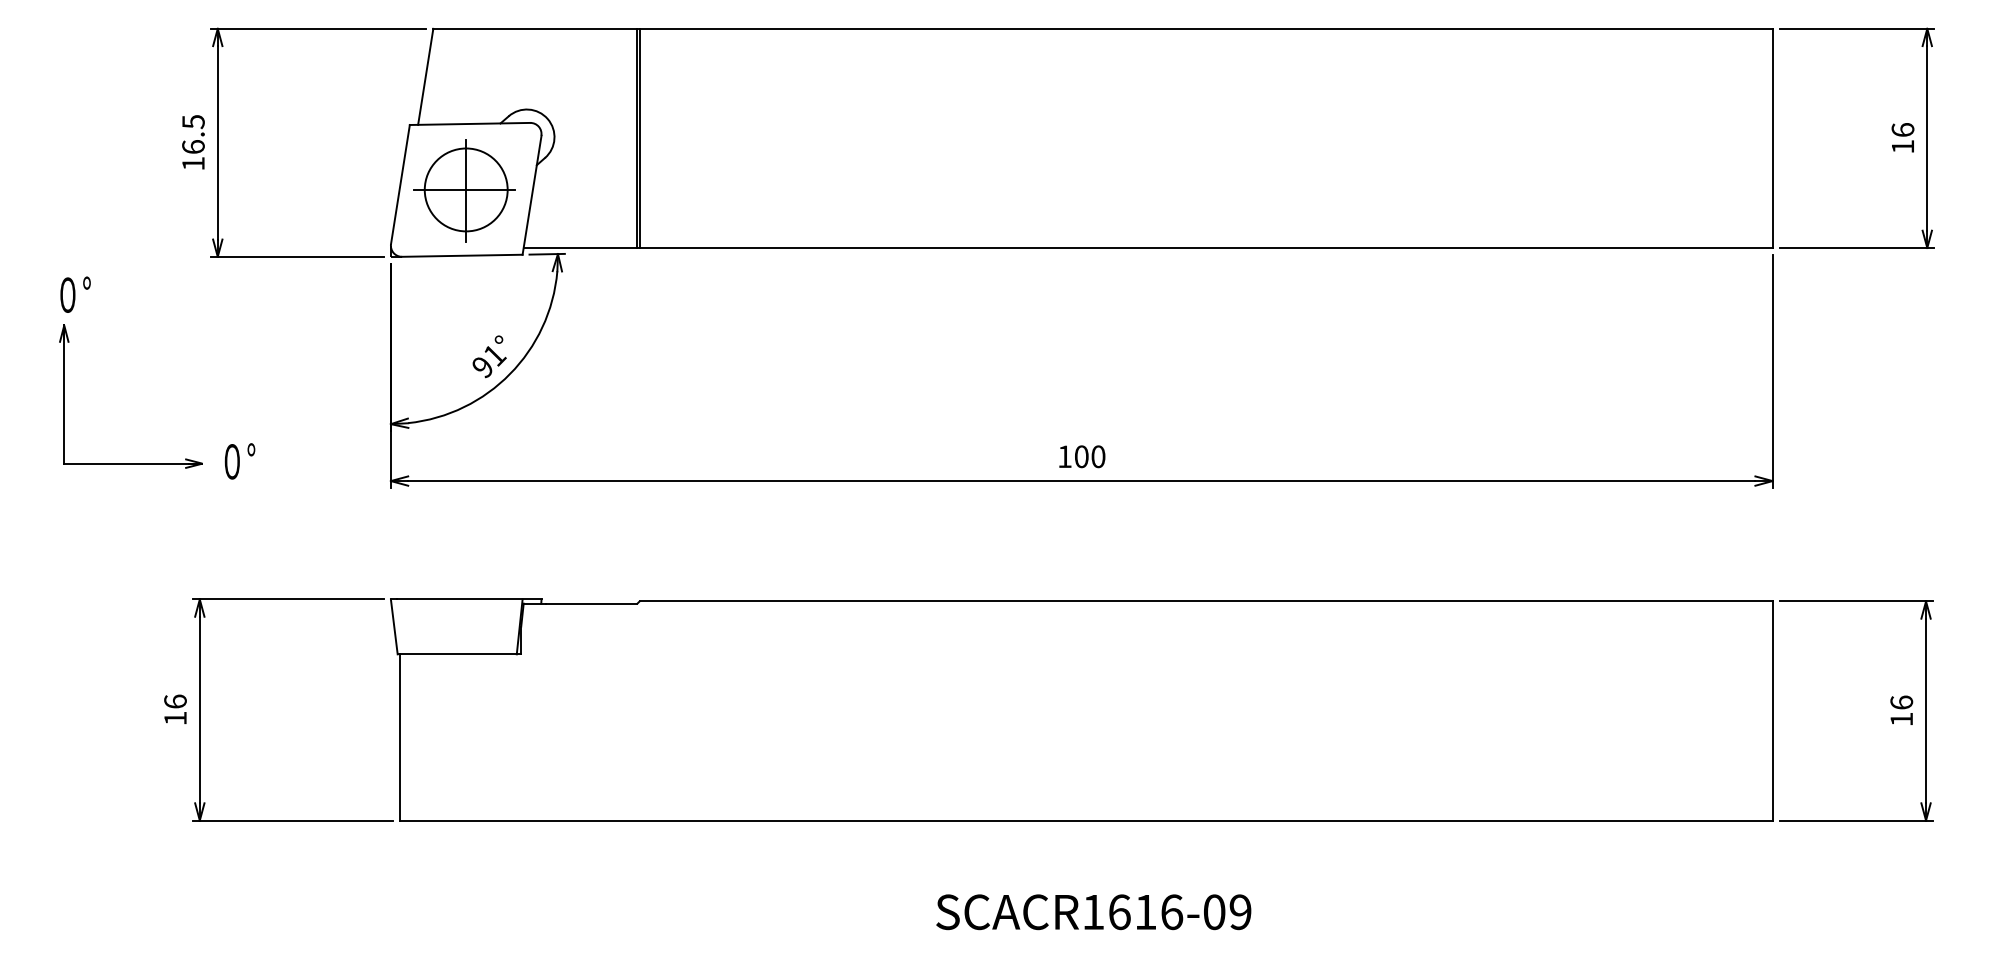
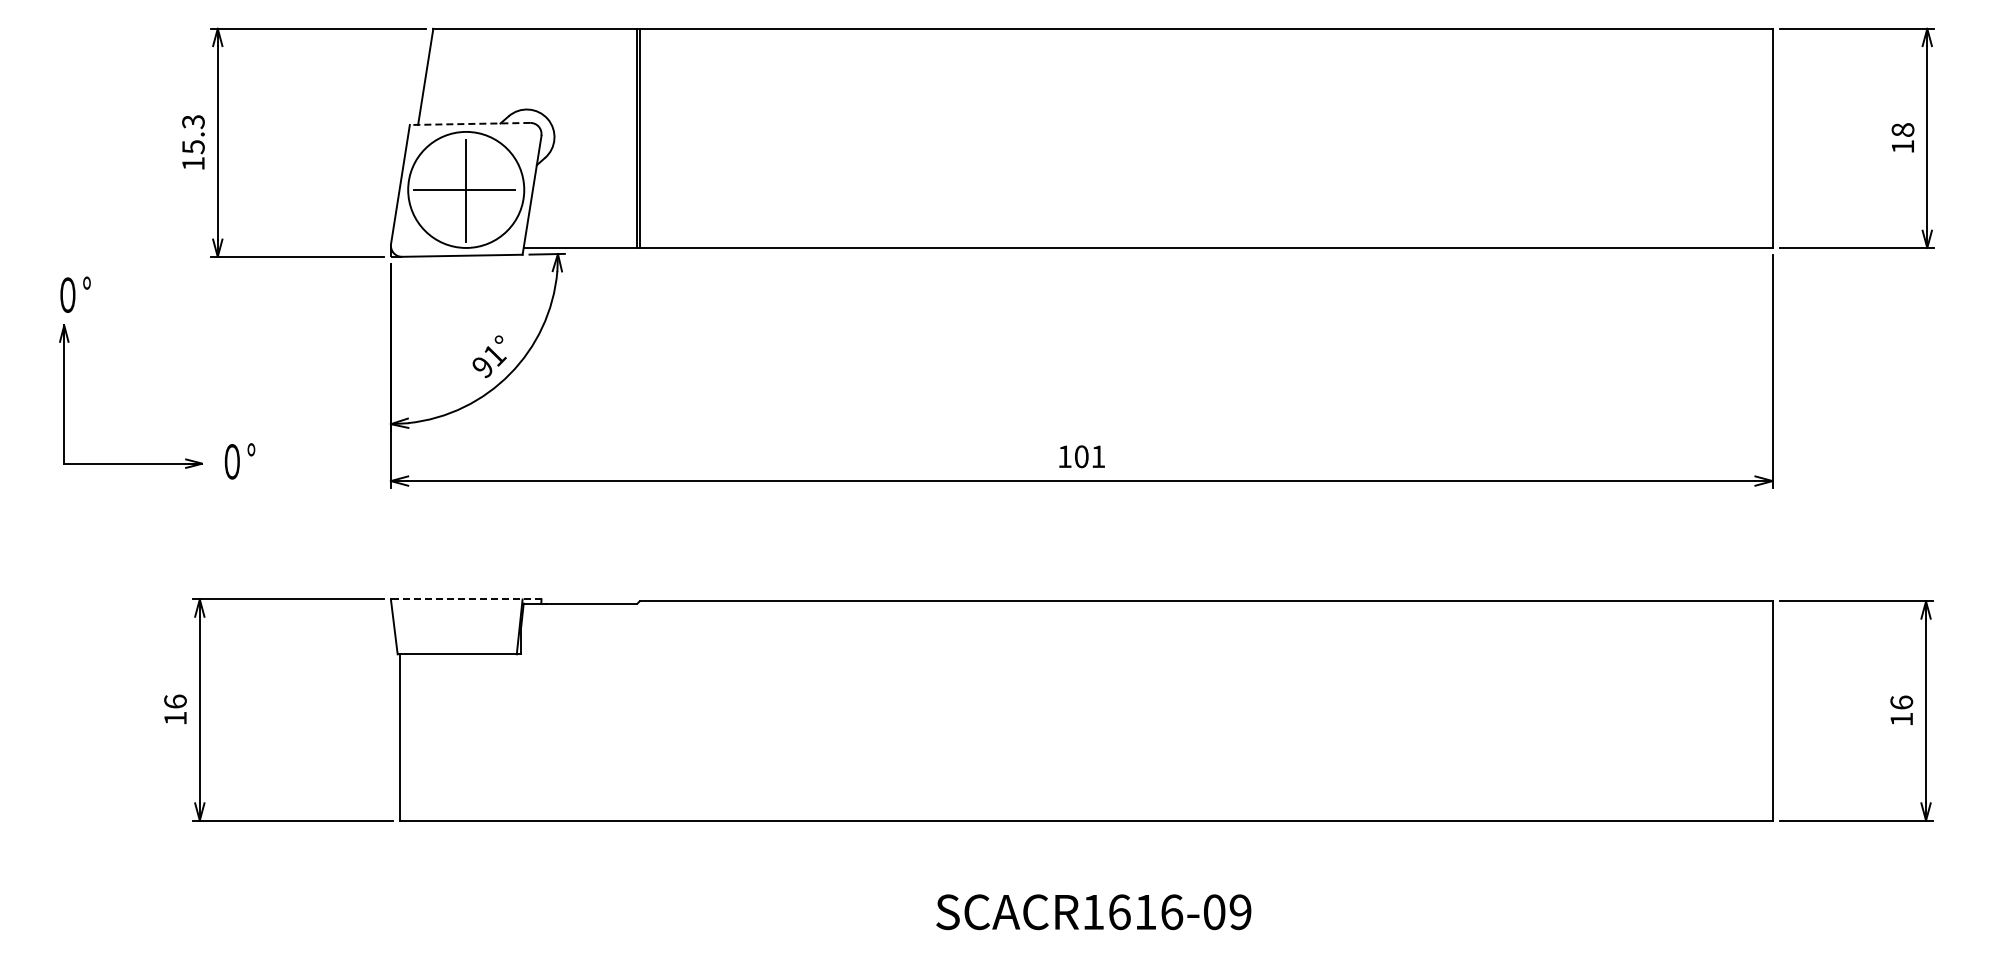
line: solid -> dashed (469, 123)
text: 16 -> 18 (1902, 129)
text: 16.5 -> 15.3 (193, 134)
circle diameter: 83 px -> 116 px (466, 189)
text: 100 -> 101 (1098, 456)
line: solid -> dashed (468, 599)
